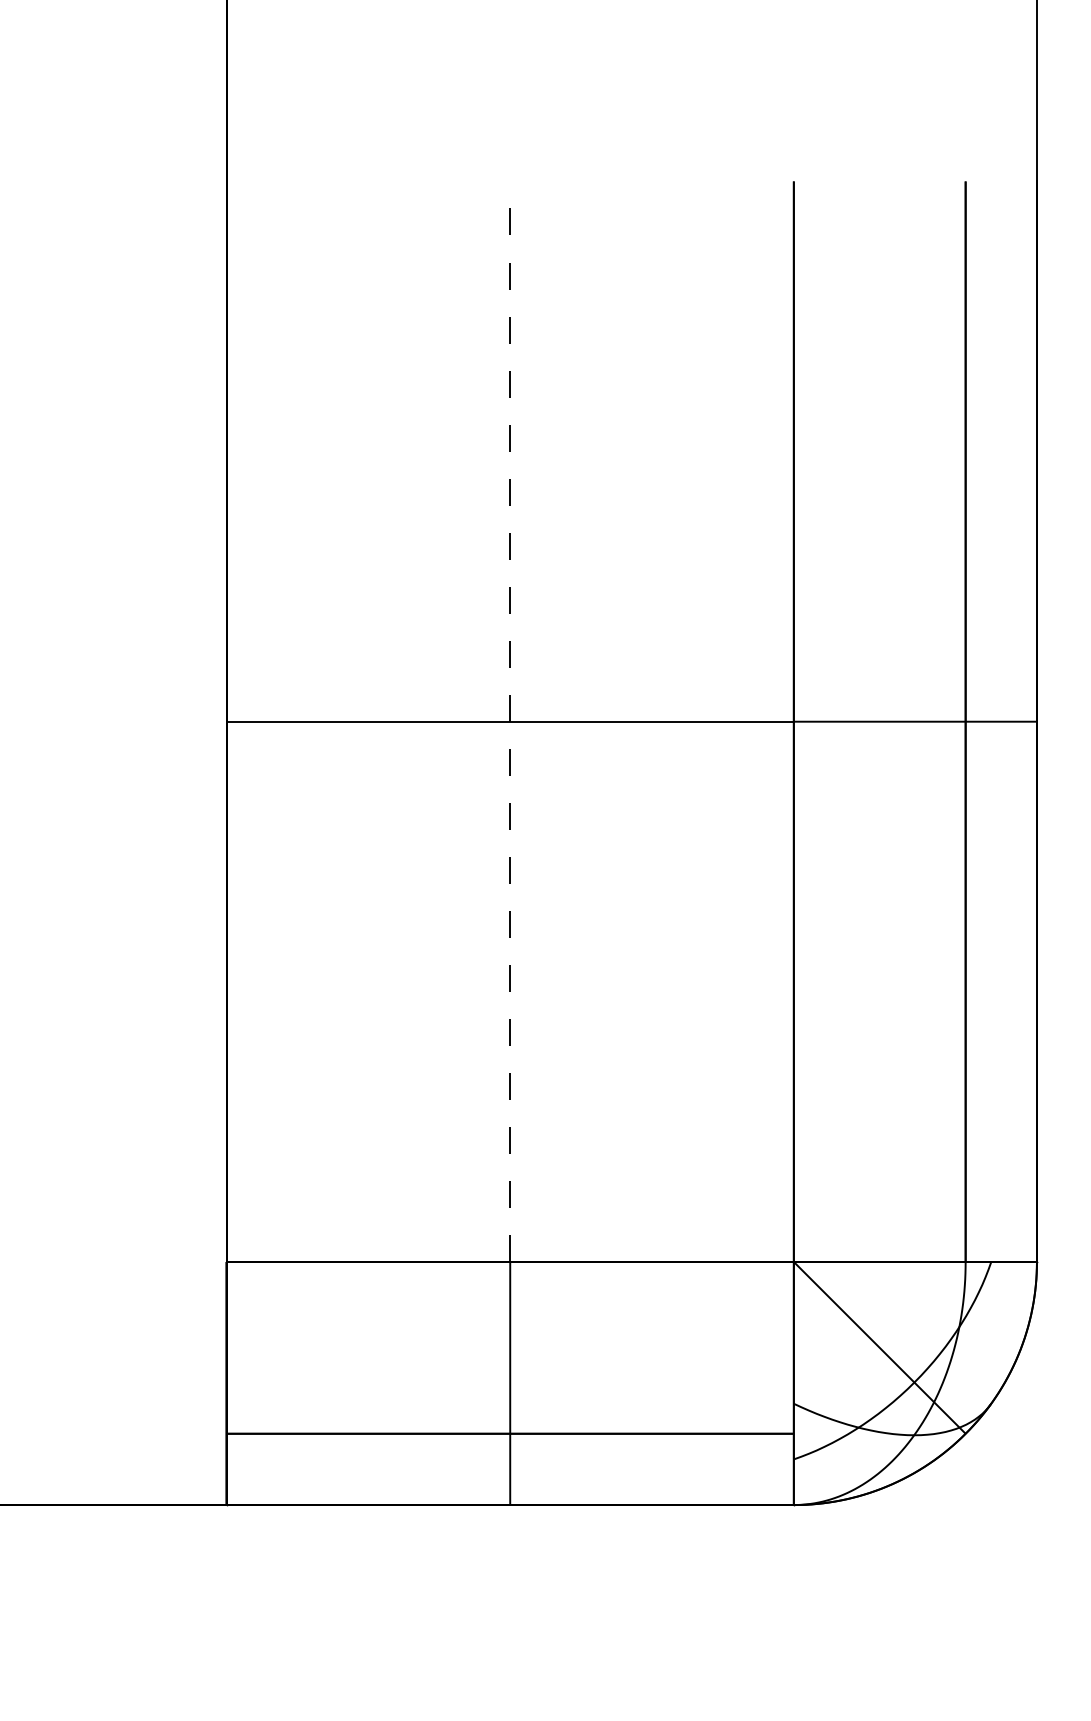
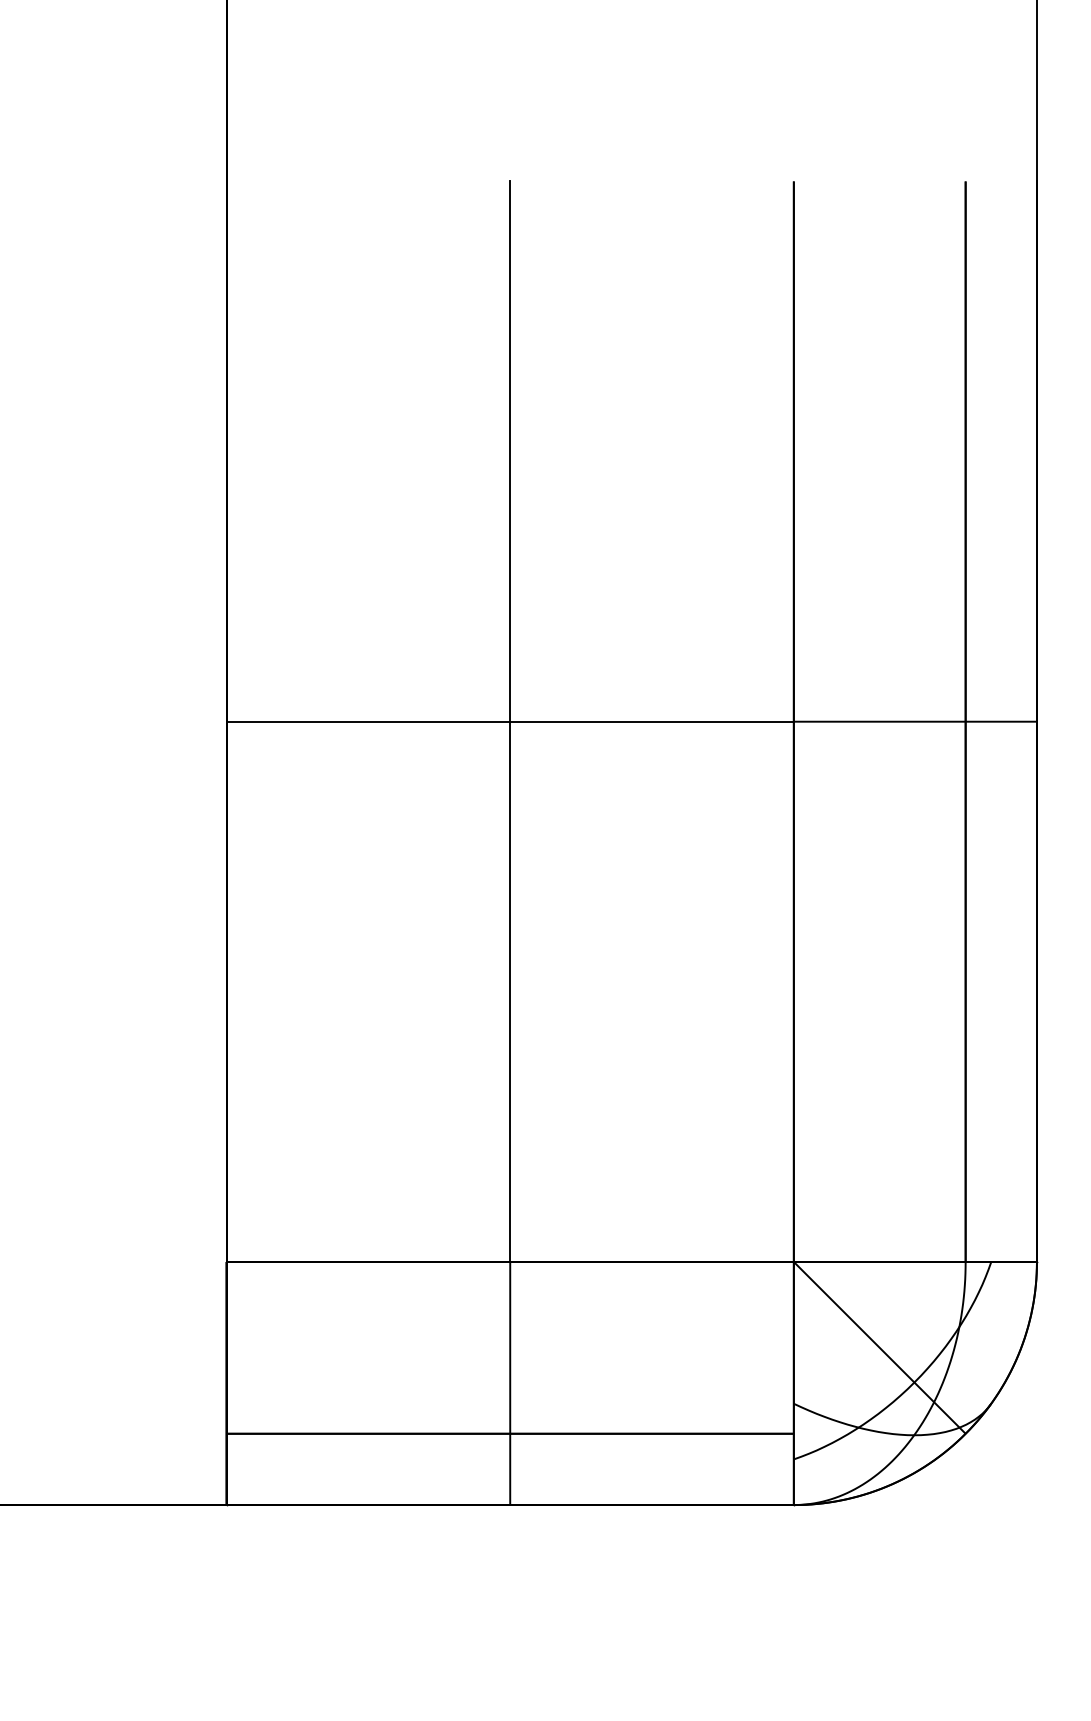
line: dashed -> solid (510, 721)
